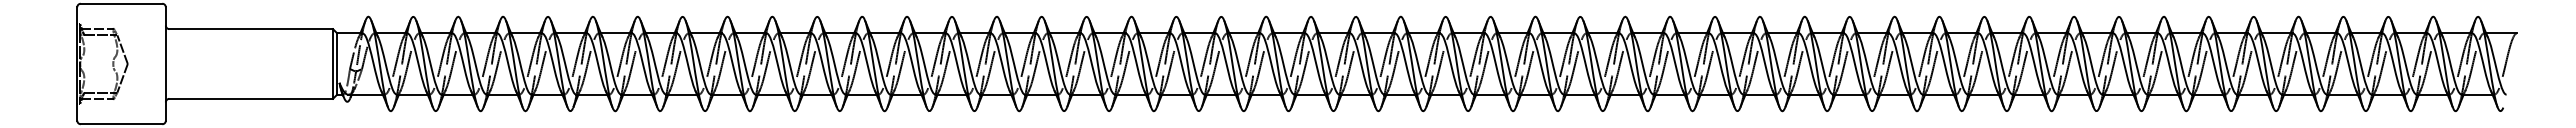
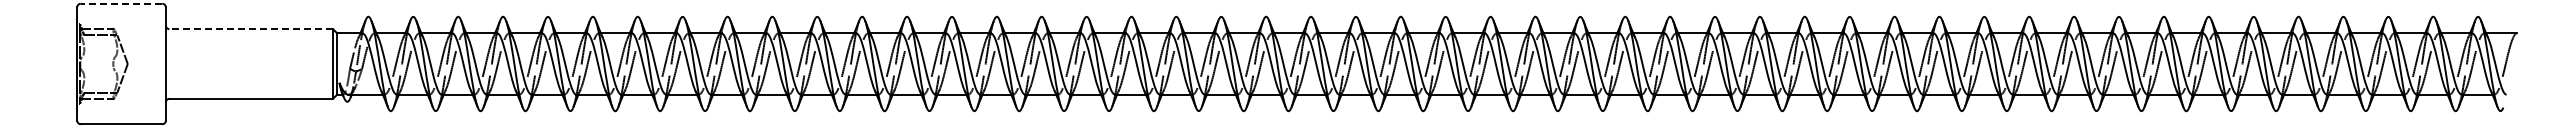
line: solid -> dashed (121, 3)
line: solid -> dashed (251, 29)
